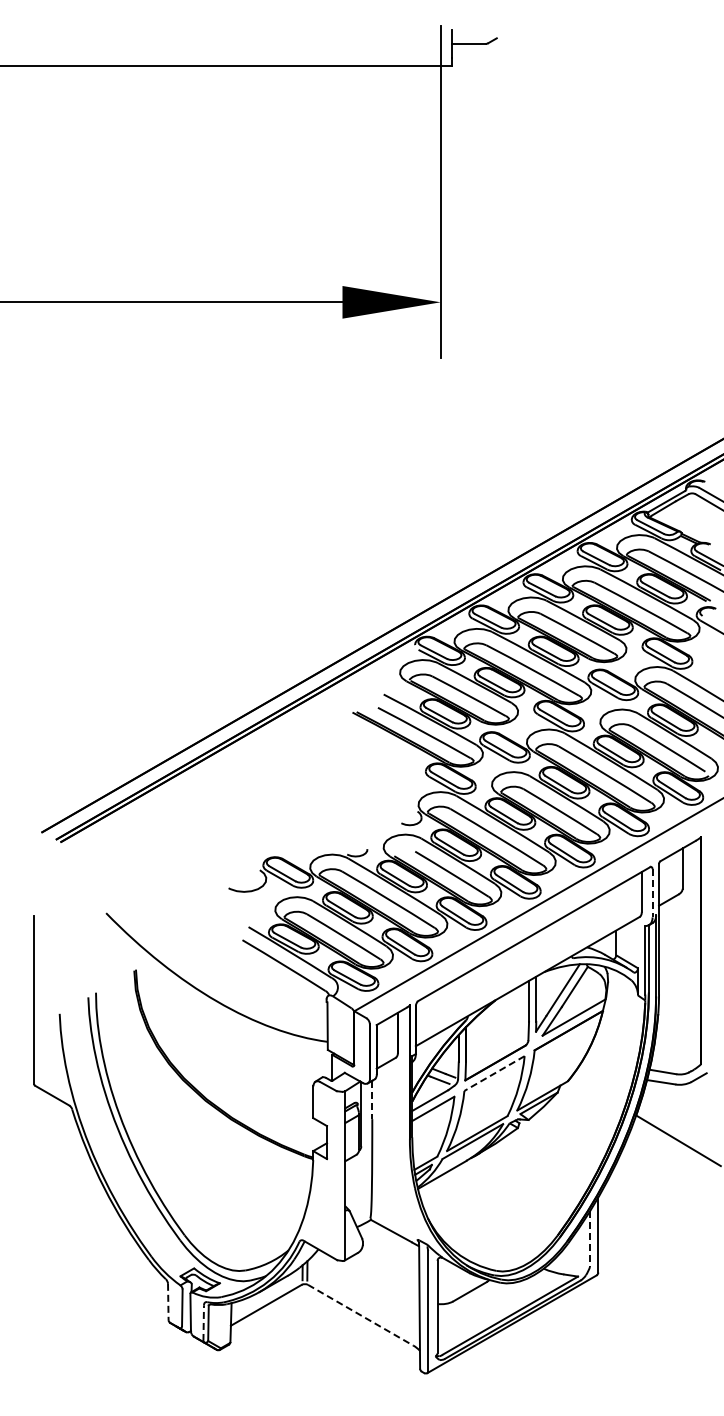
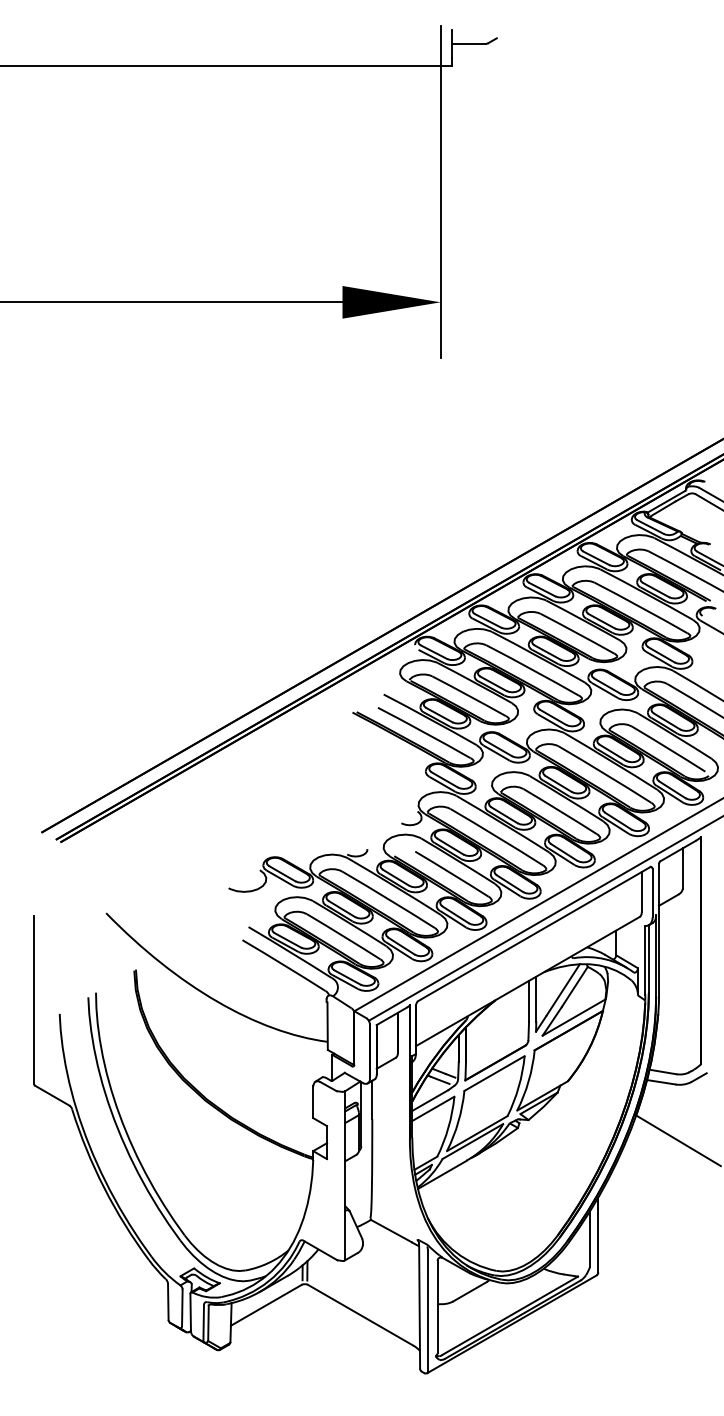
line: dashed -> solid (652, 893)
line: none -> present (544, 918)
line: dashed -> solid (494, 1073)
line: dashed -> solid (372, 1100)
line: dashed -> solid (590, 1239)
line: dashed -> solid (168, 1302)
line: dashed -> solid (360, 1315)
line: dashed -> solid (203, 1323)
